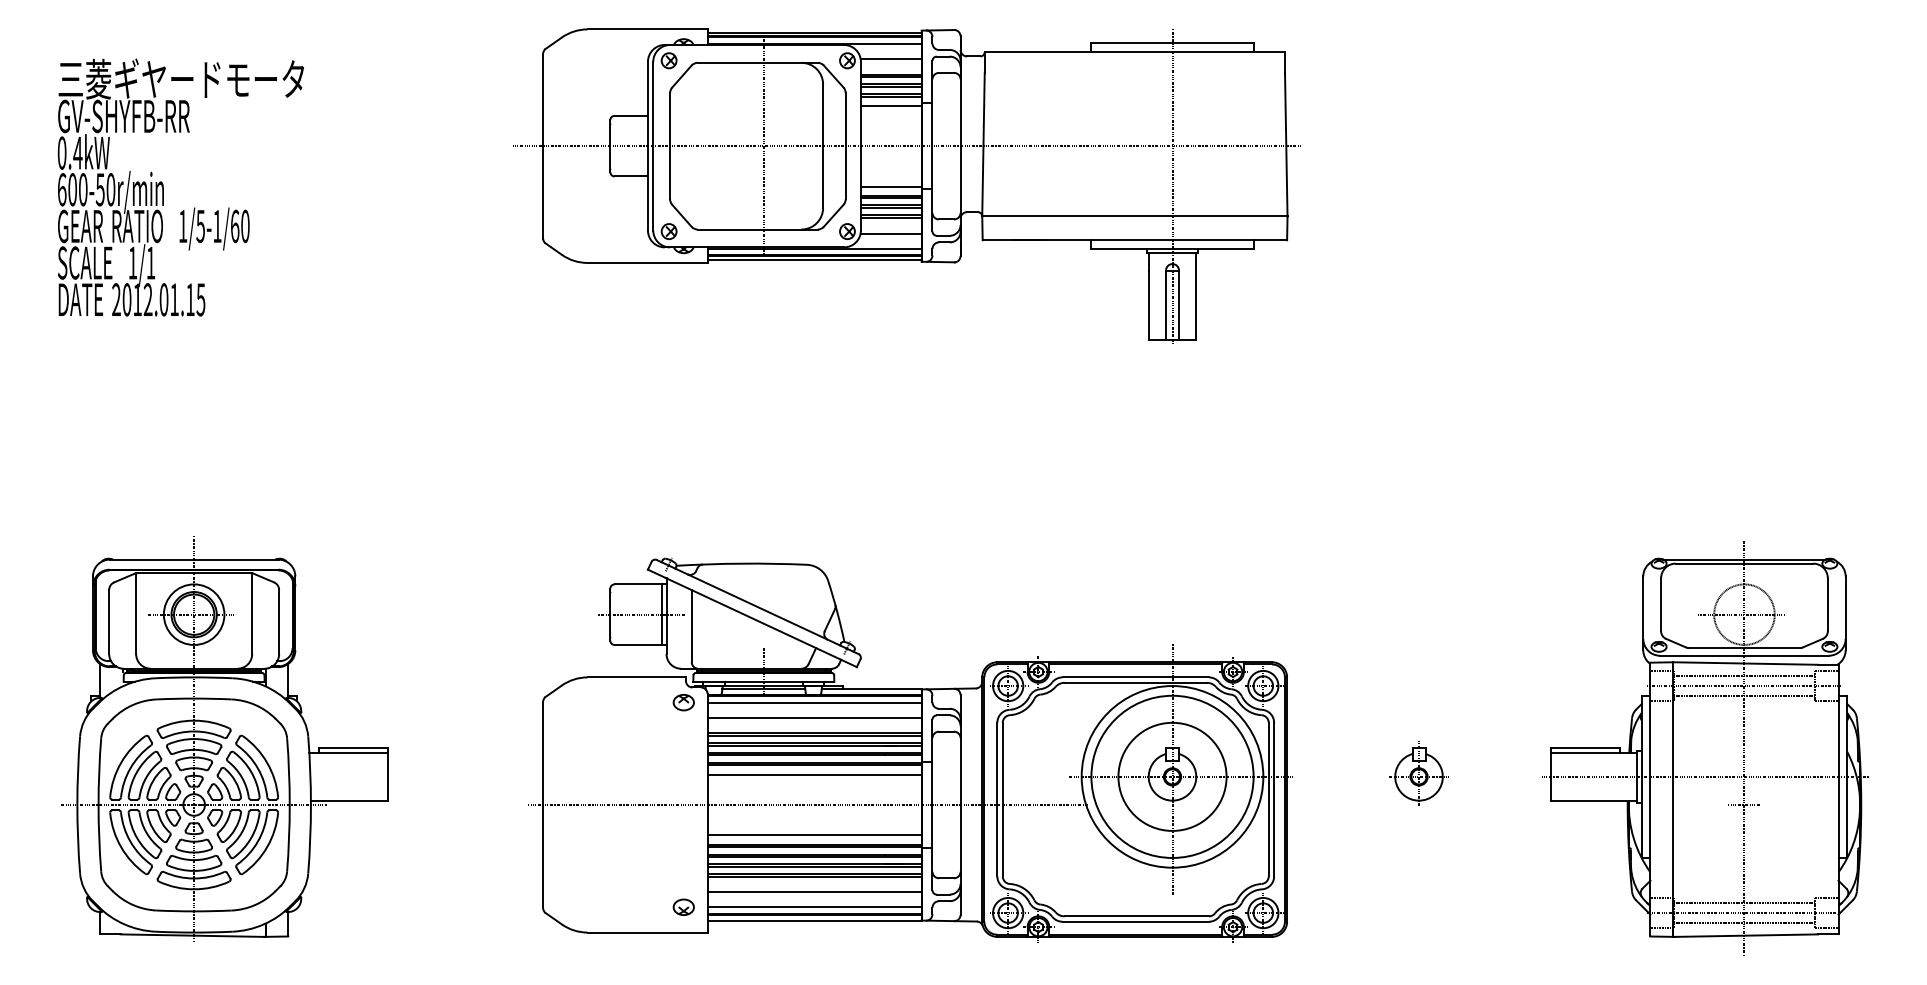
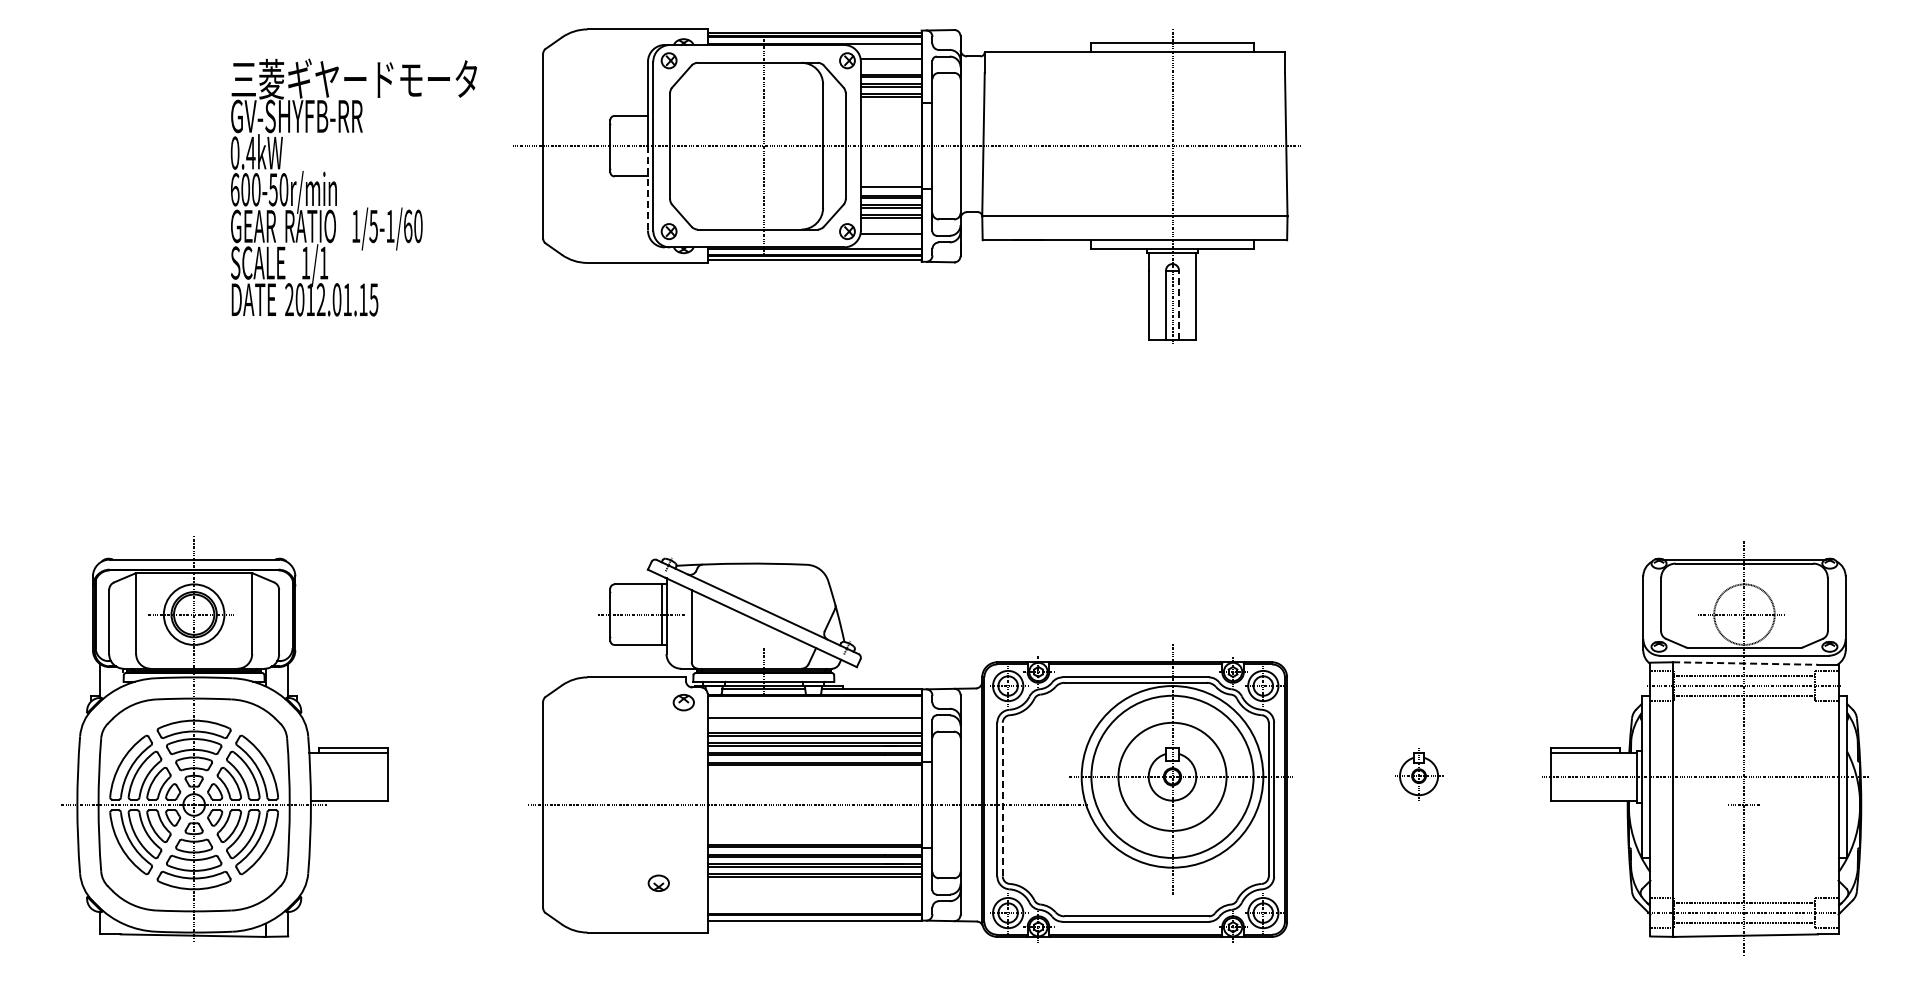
line: present -> none (890, 105)
text position: (180, 187) -> (353, 187) (353, 187)
line: solid -> dashed (647, 188)
line: solid -> dashed (1179, 305)
line: solid -> dashed (1746, 663)
line: present -> none (814, 702)
part size: 60x65 px -> 49x53 px (1419, 774)
line: present -> none (814, 774)
line: solid -> dashed (1002, 799)
line: present -> none (814, 835)
line: present -> none (814, 892)
part position: (683, 906) -> (658, 882) (658, 882)
line: present -> none (814, 907)
